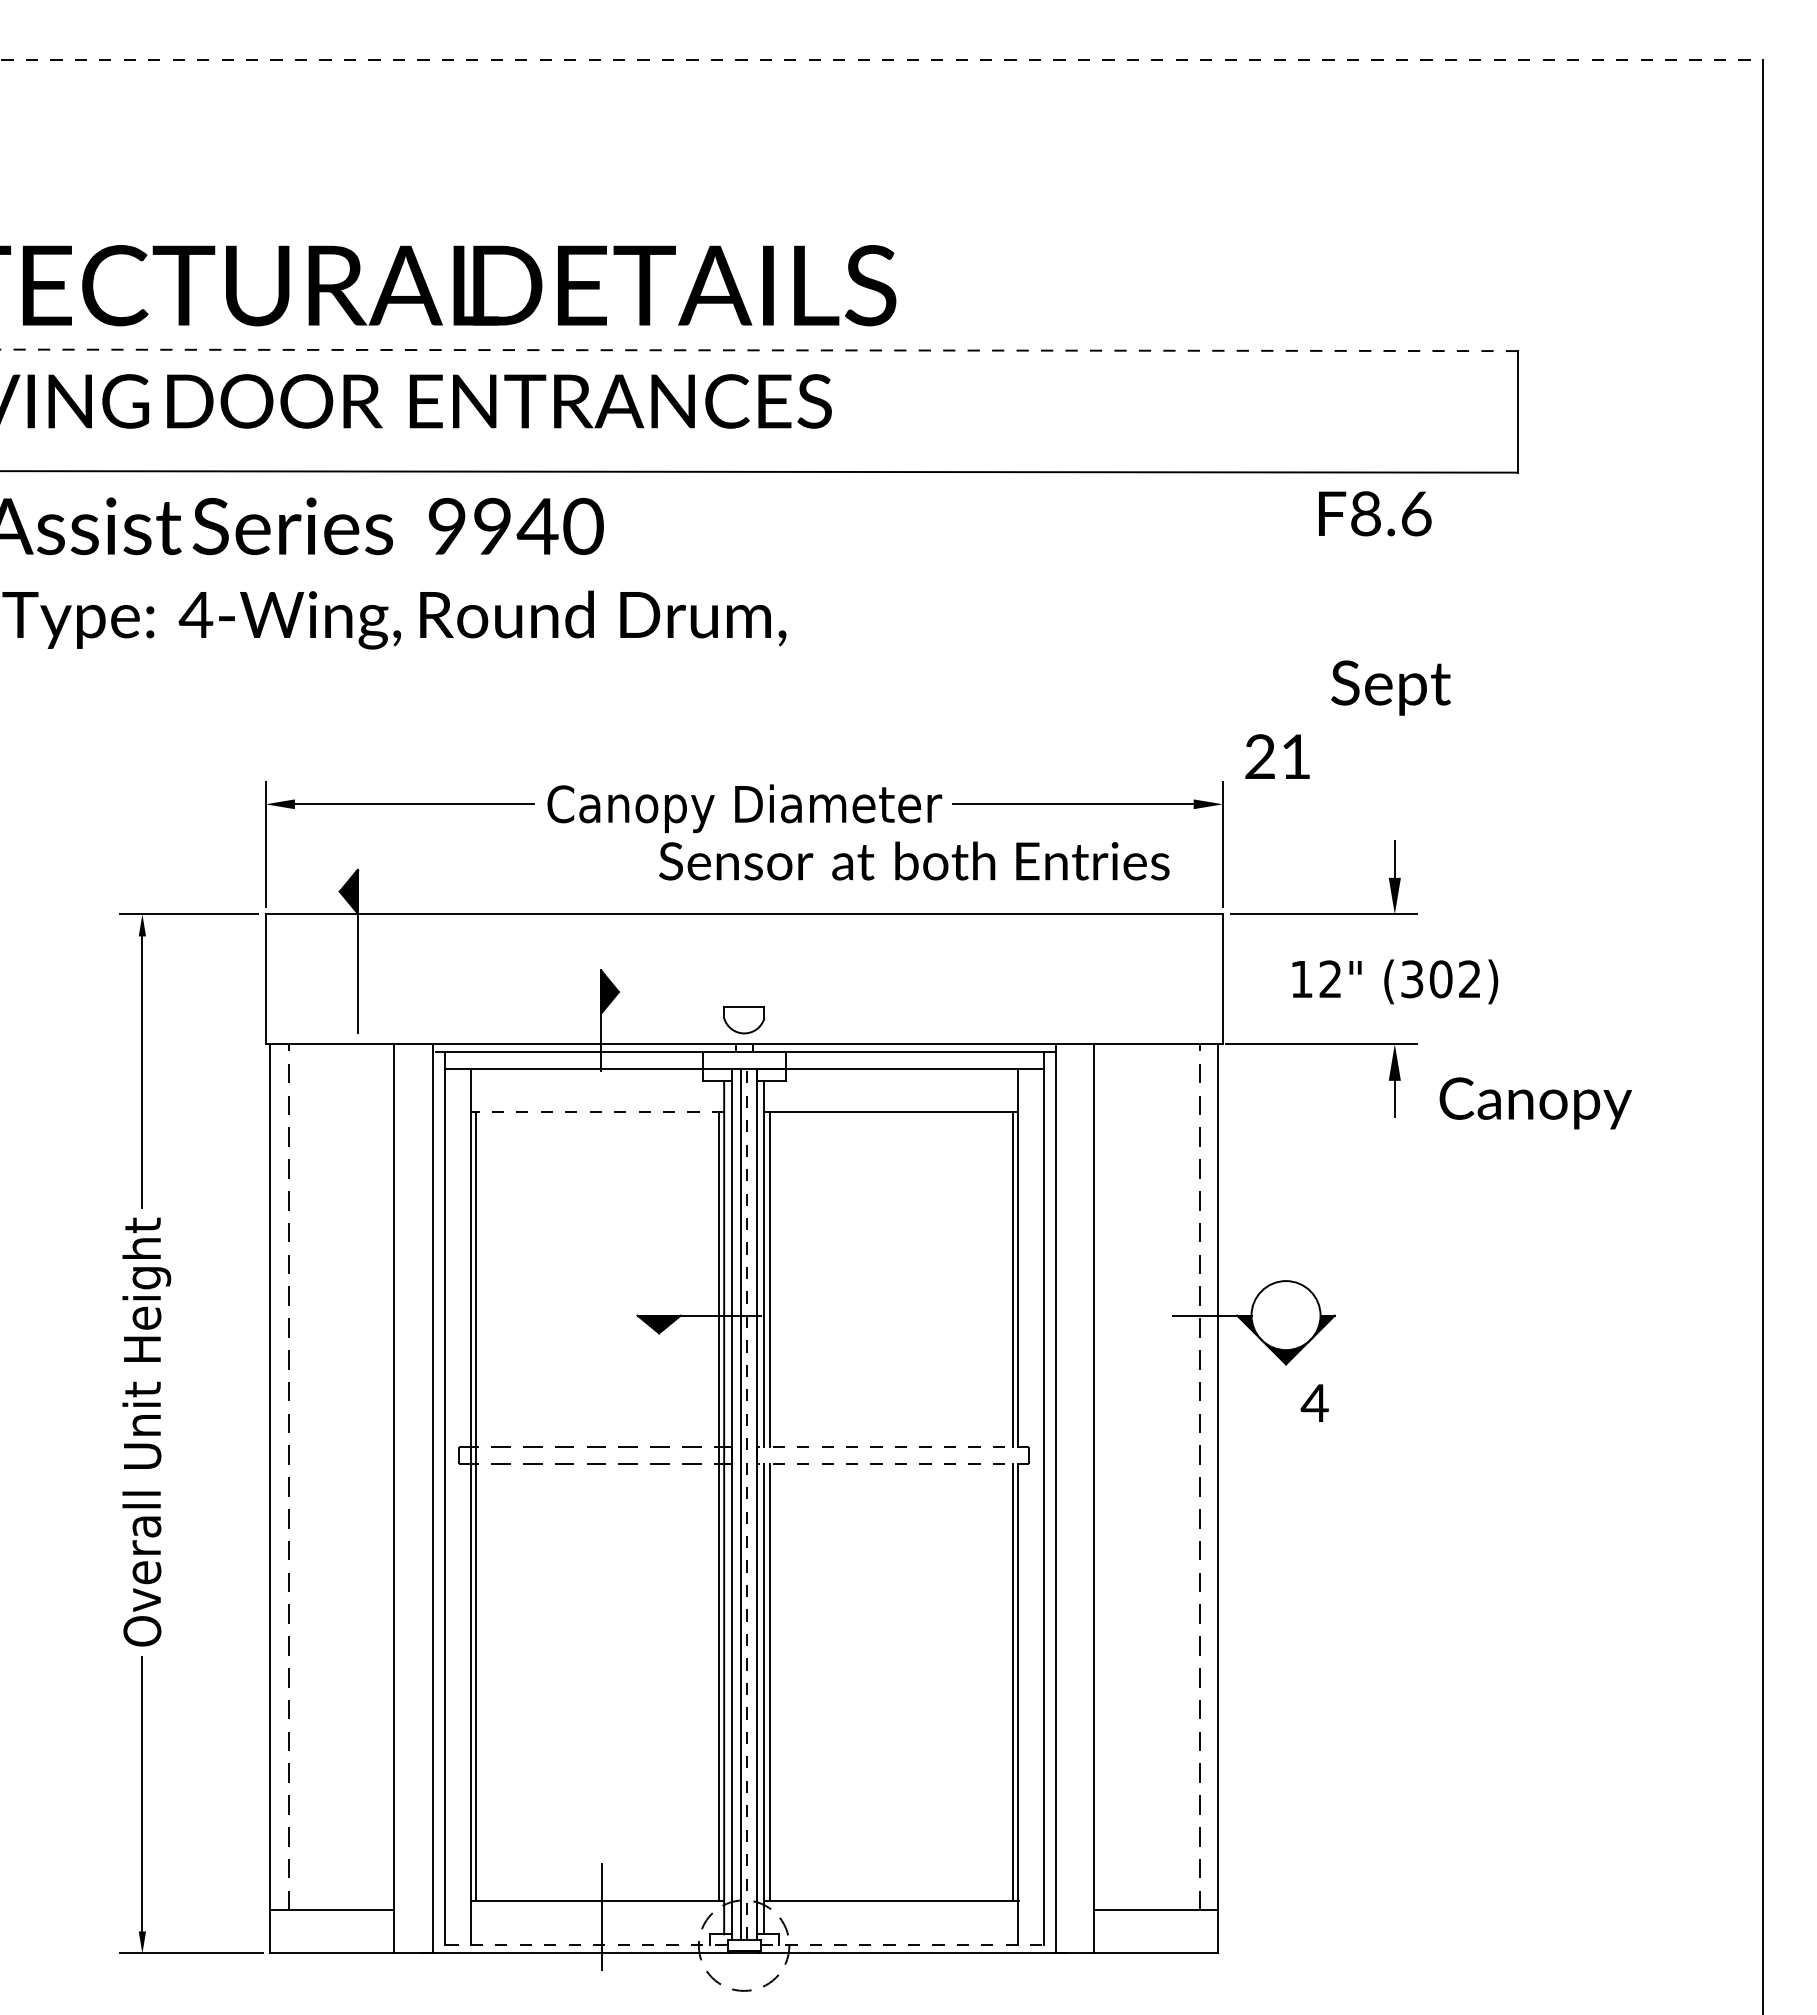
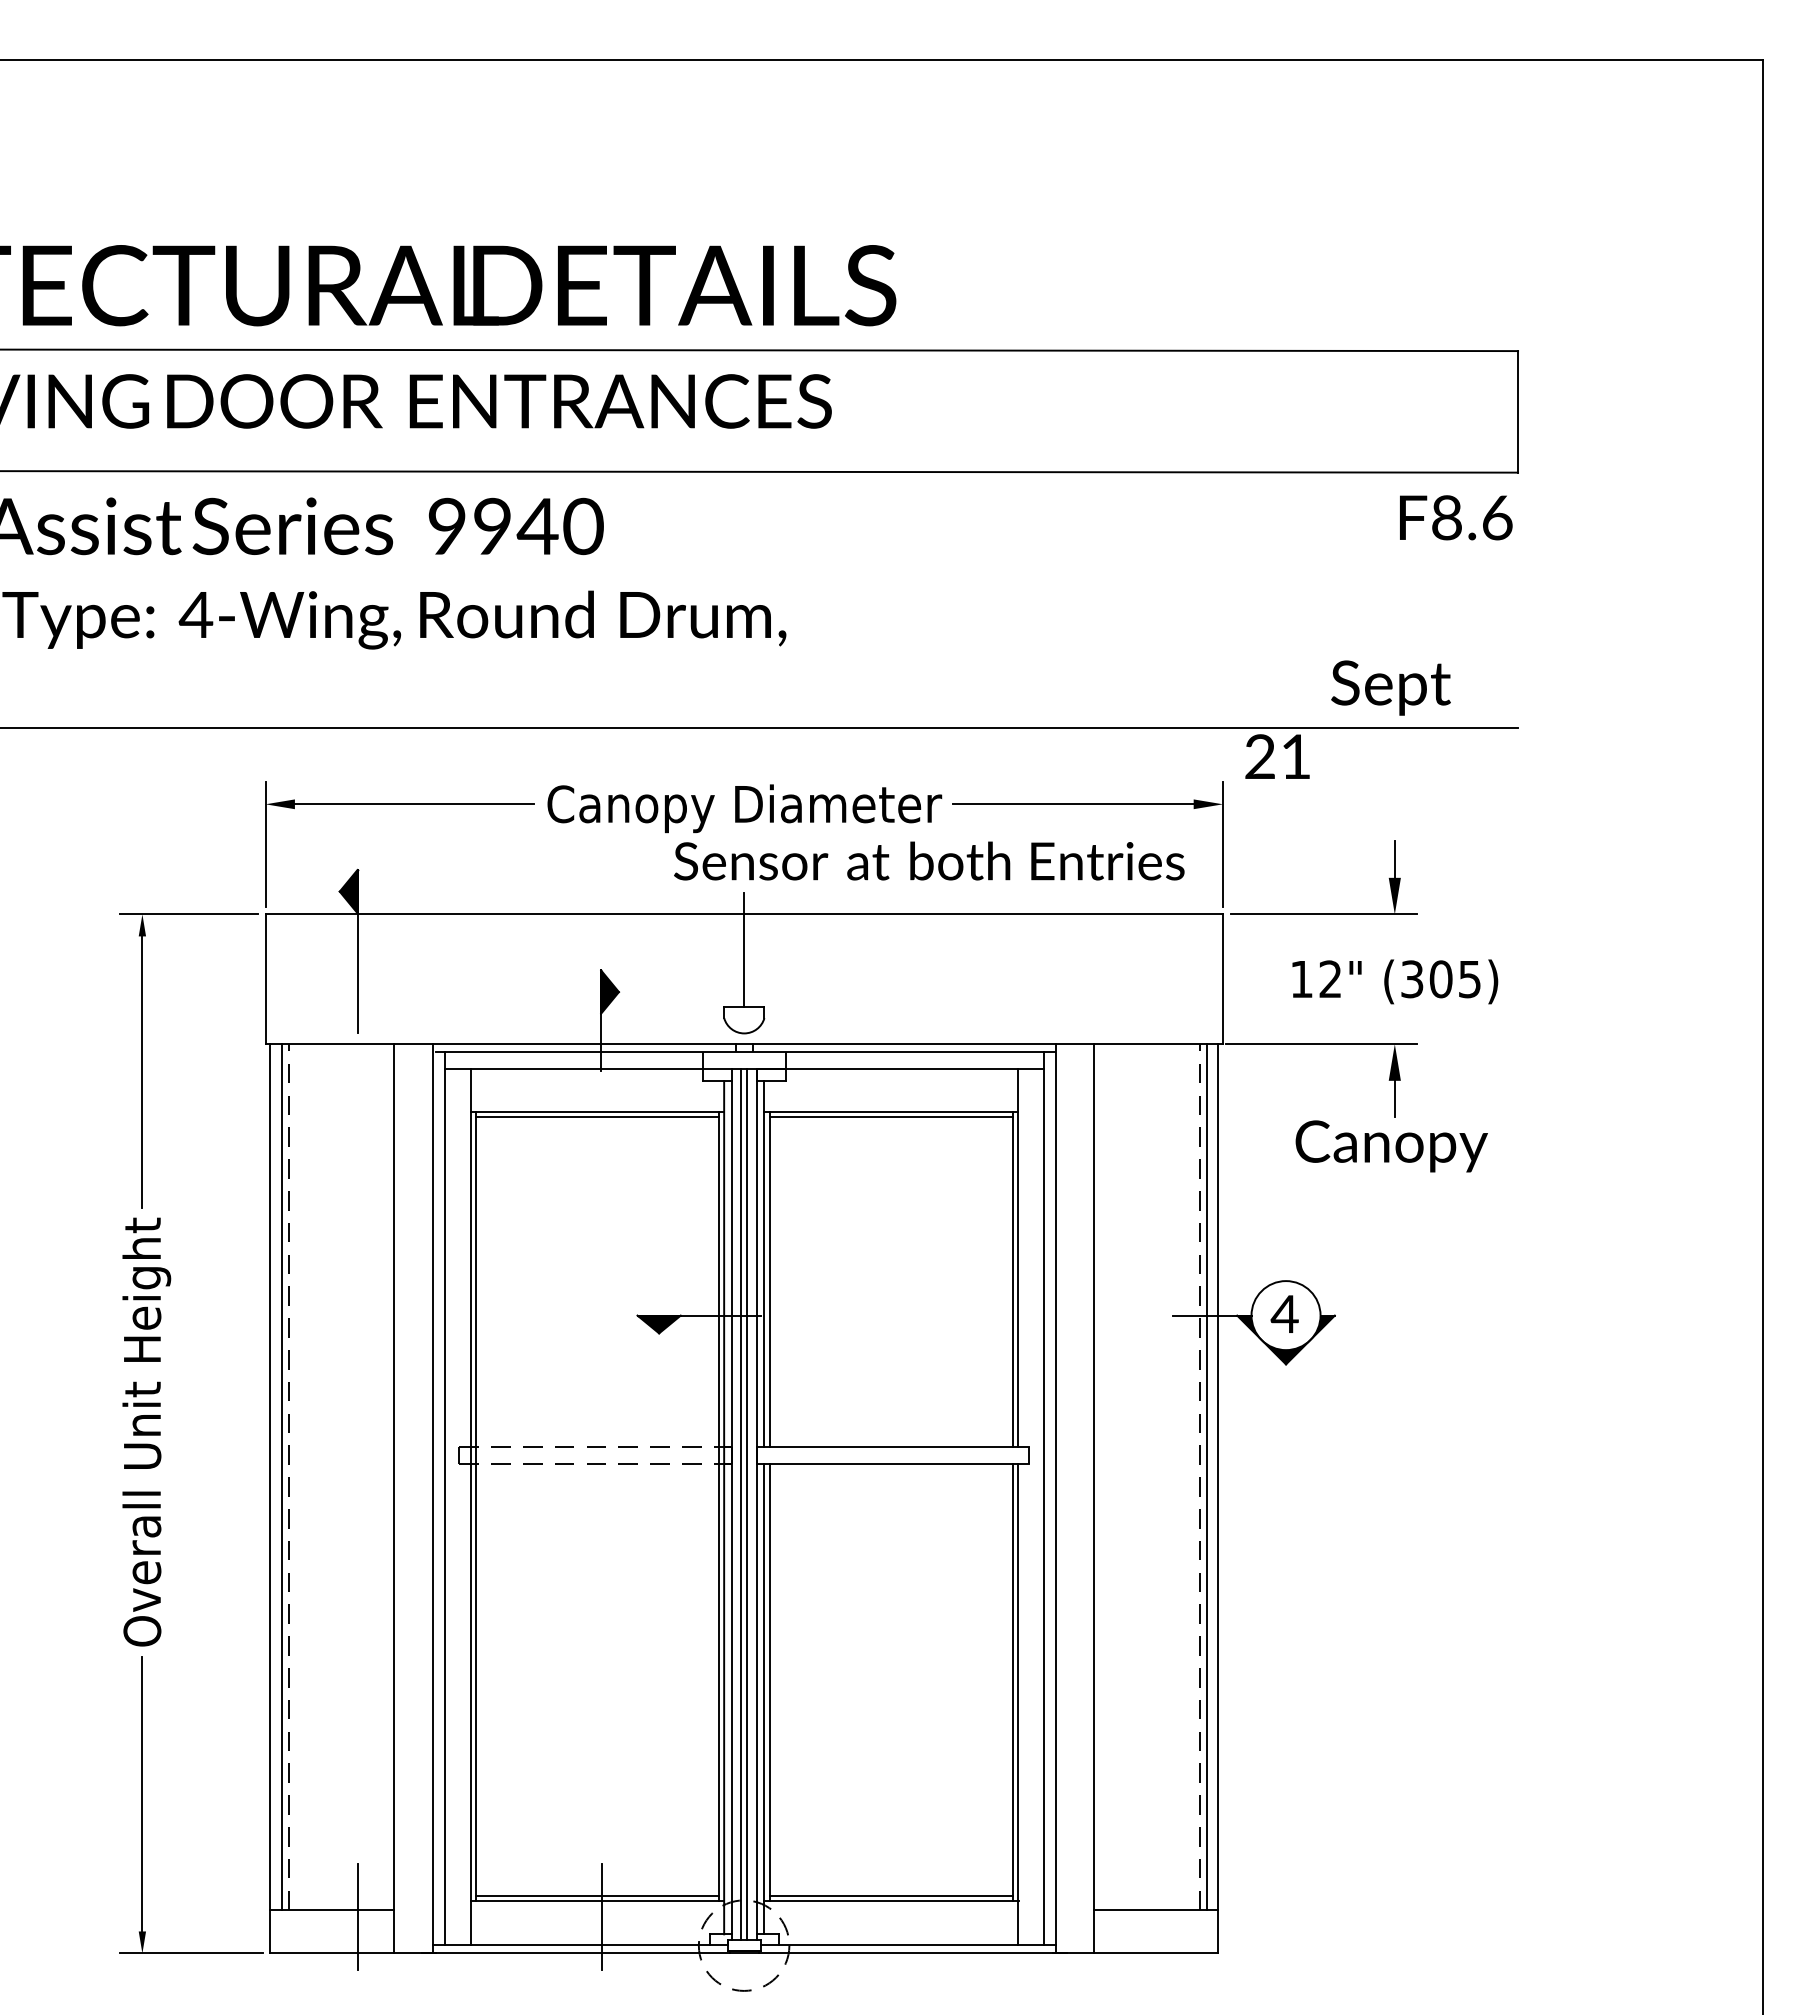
line: dashed -> solid (881, 60)
line: dashed -> solid (759, 350)
text position: (1375, 513) -> (1456, 517) (1456, 517)
line: none -> present (760, 728)
text position: (914, 860) -> (929, 860) (929, 860)
line: none -> present (744, 949)
text: (302) -> (305) (1469, 979)
text position: (1535, 1103) -> (1391, 1146) (1391, 1146)
line: dashed -> solid (597, 1111)
line: none -> present (597, 1117)
line: none -> present (890, 1117)
text position: (1314, 1402) -> (1284, 1313) (1284, 1313)
line: dashed -> solid (892, 1447)
line: dashed -> solid (892, 1463)
line: none -> present (281, 1477)
line: none -> present (1206, 1477)
line: dashed -> solid (747, 1503)
line: none -> present (597, 1895)
line: none -> present (891, 1895)
line: none -> present (357, 1916)
line: dashed -> solid (579, 1944)
line: dashed -> solid (908, 1944)
